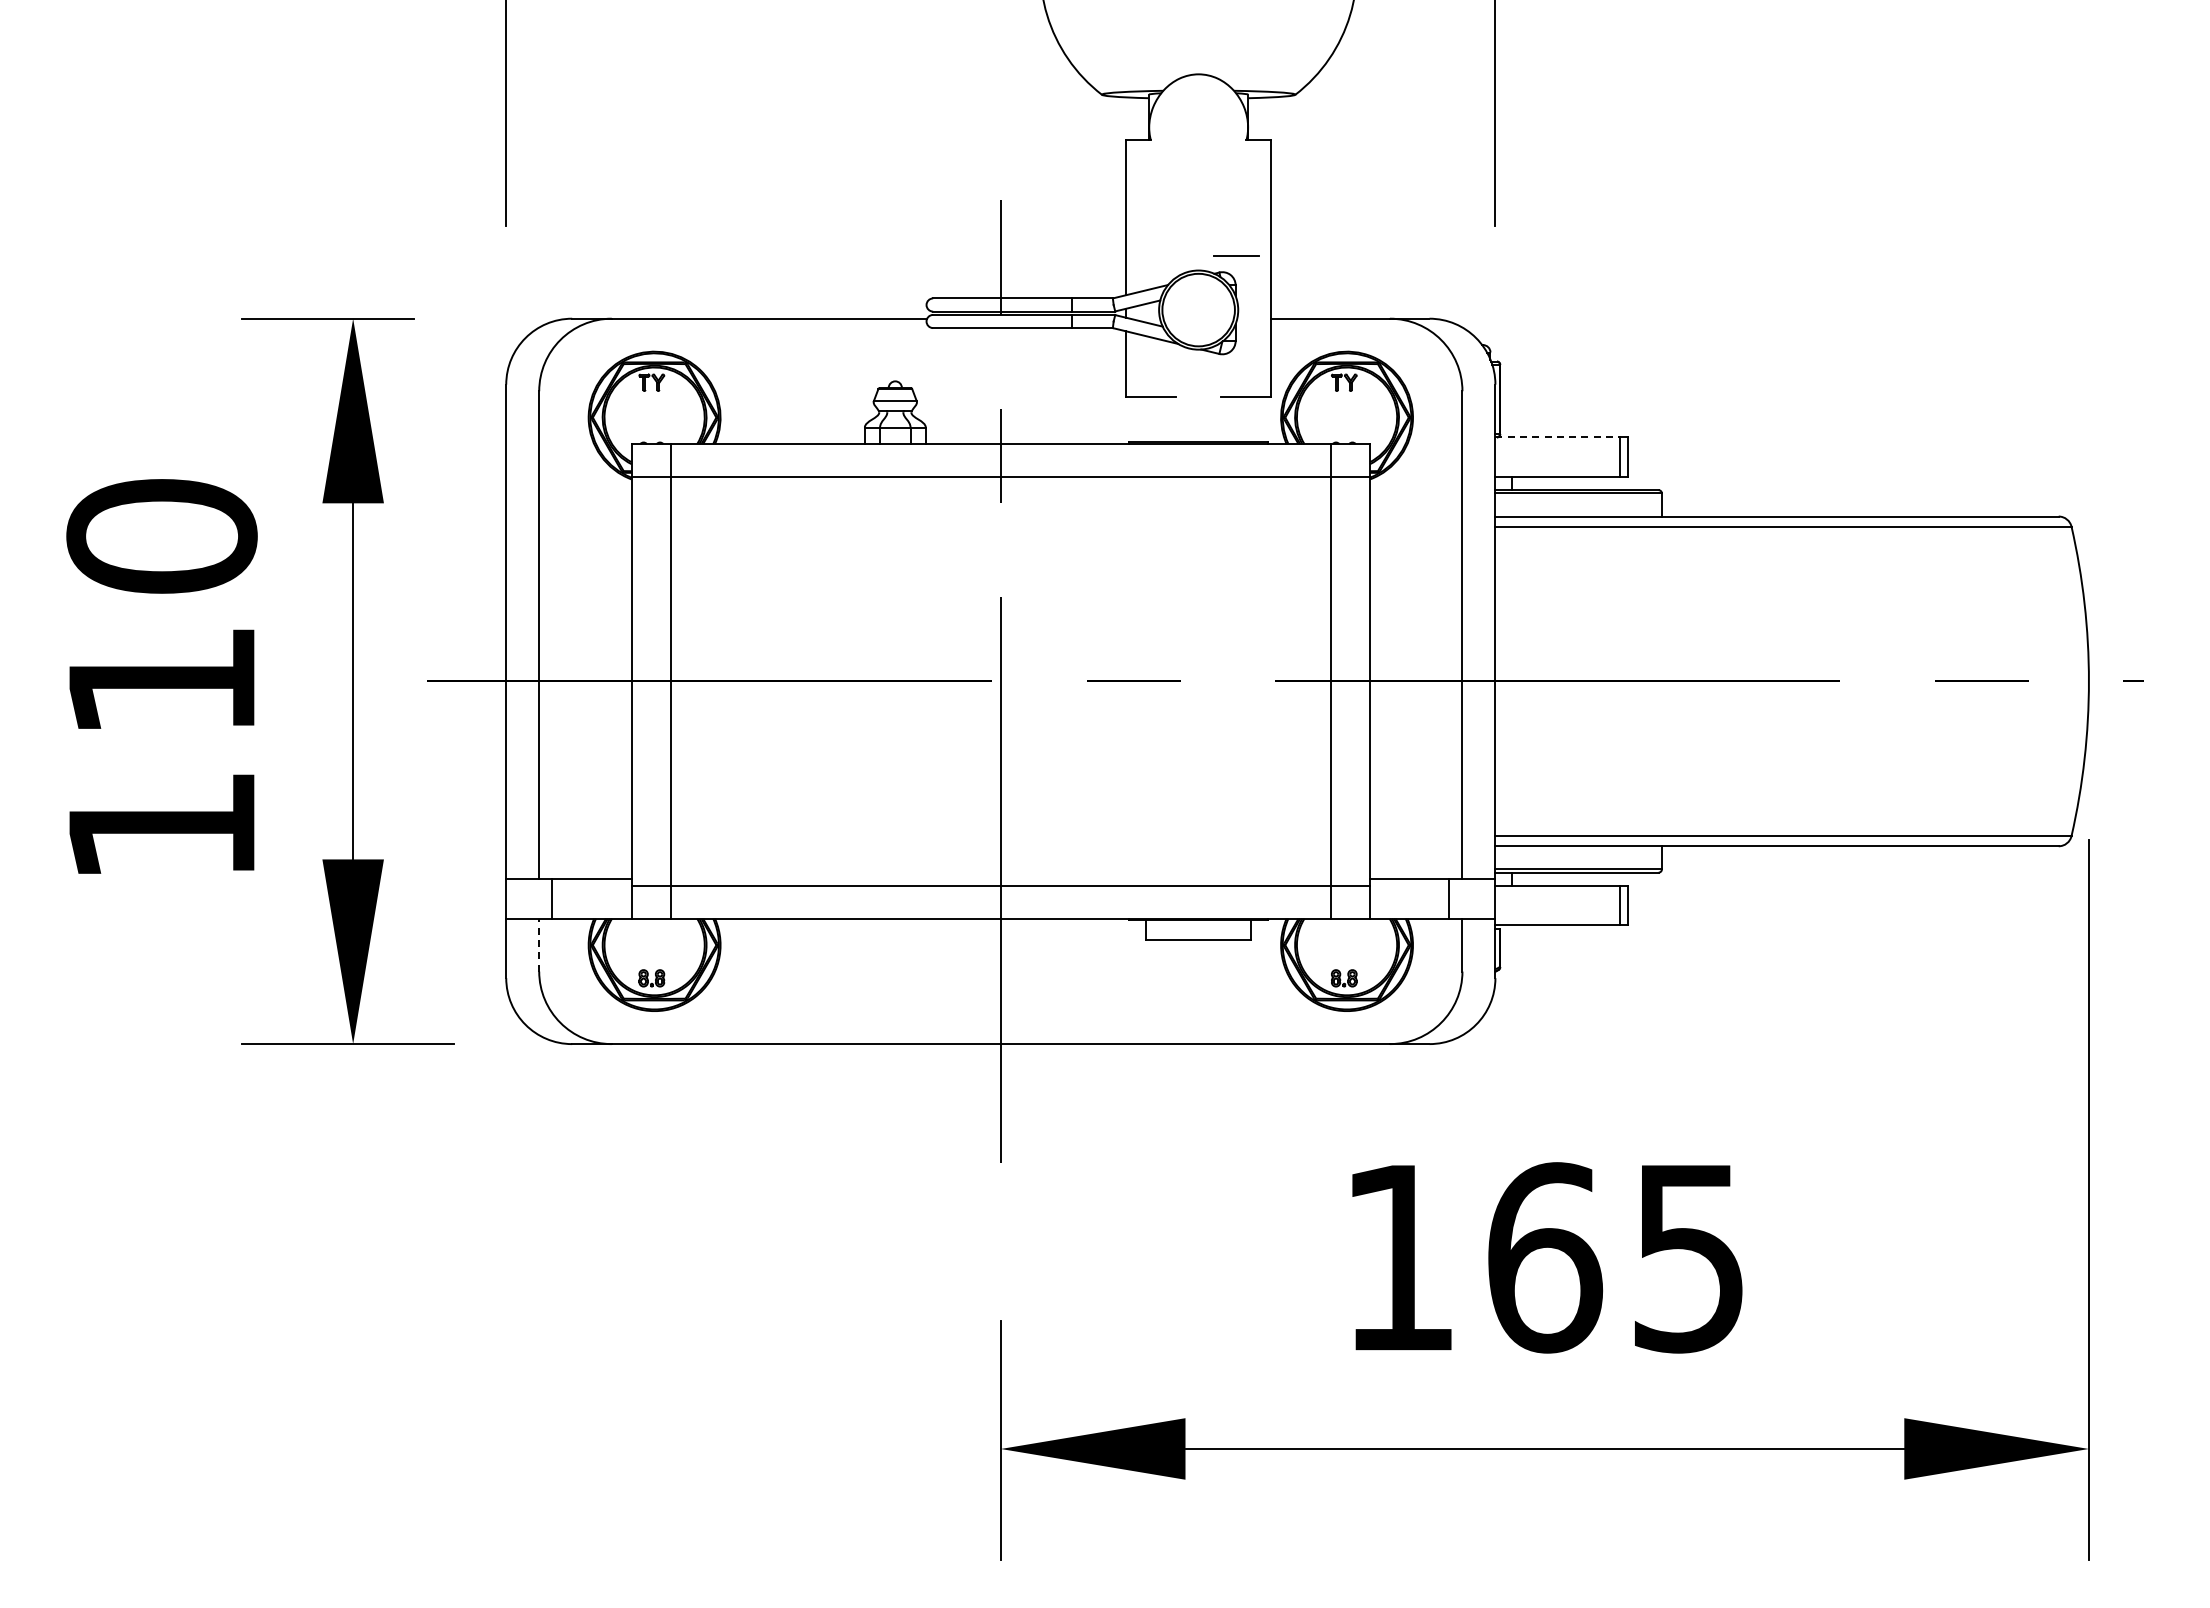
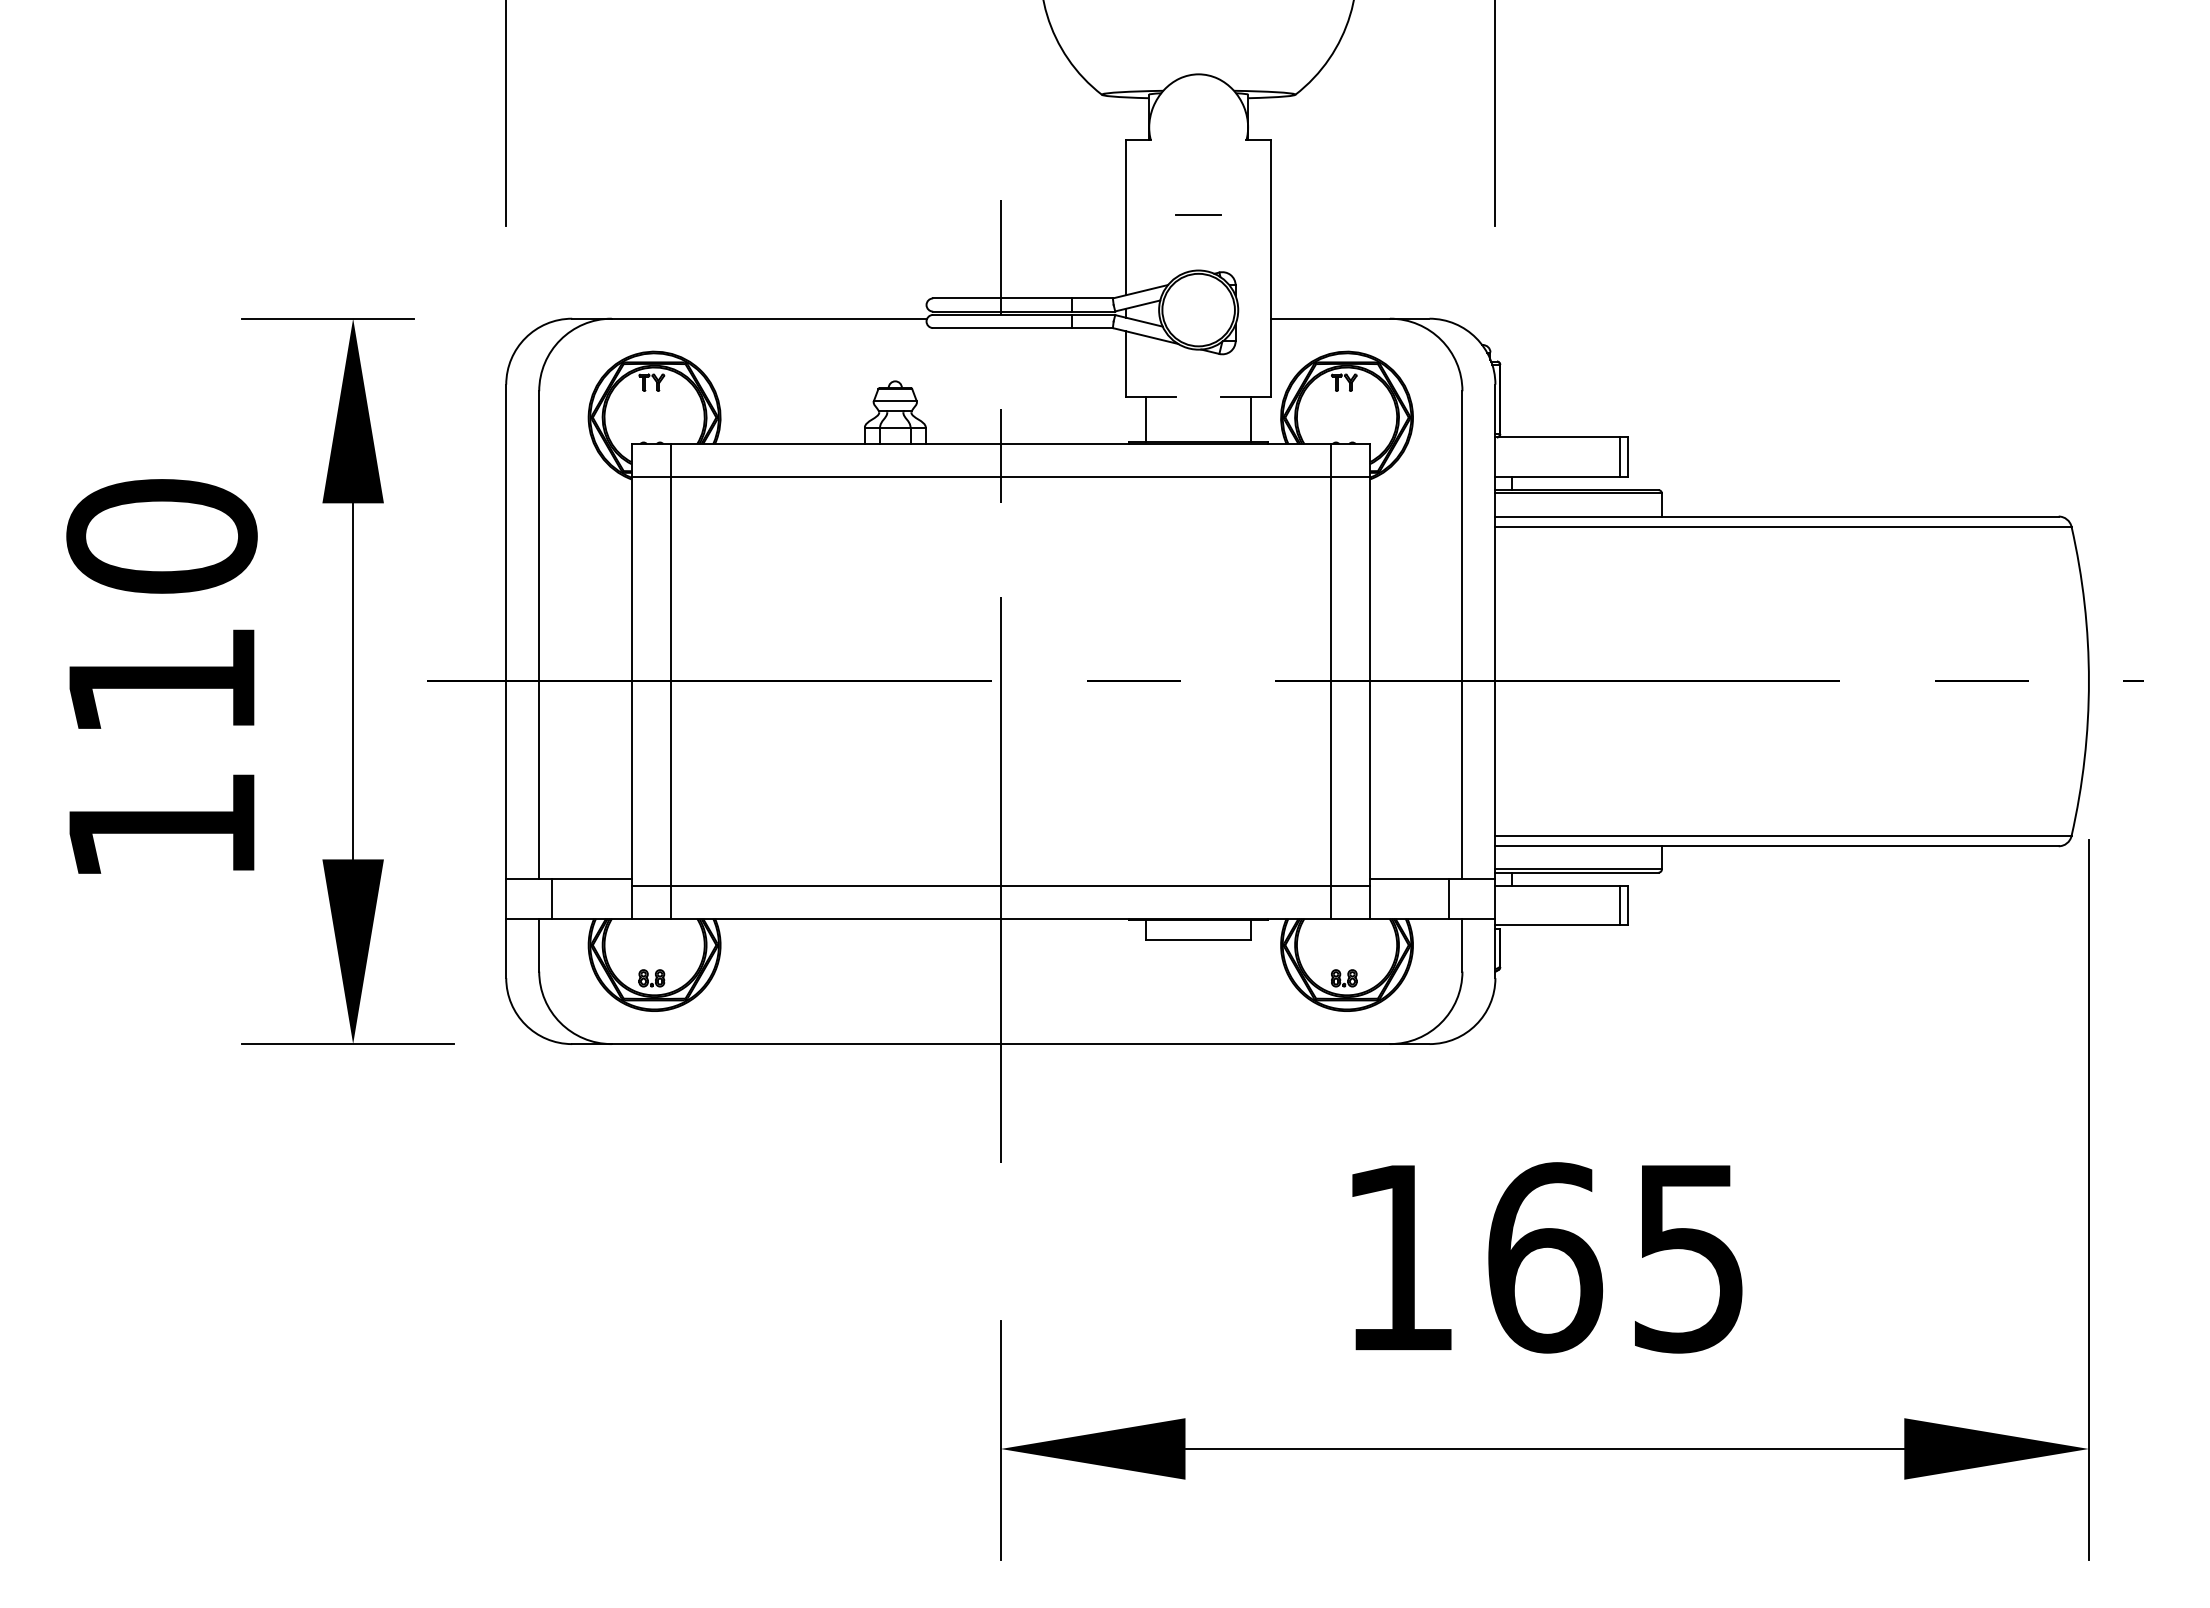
line position: (1236, 255) -> (1198, 214) (1198, 214)
line: none -> present (1145, 419)
line: none -> present (1251, 419)
line: dashed -> solid (1558, 437)
line: dashed -> solid (539, 944)
